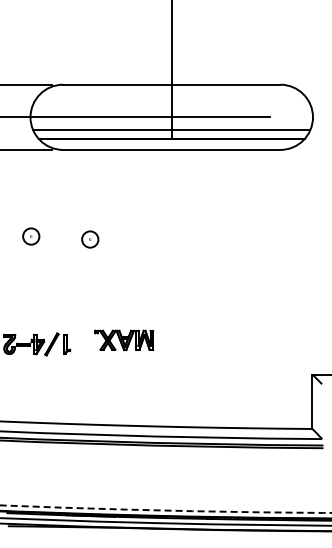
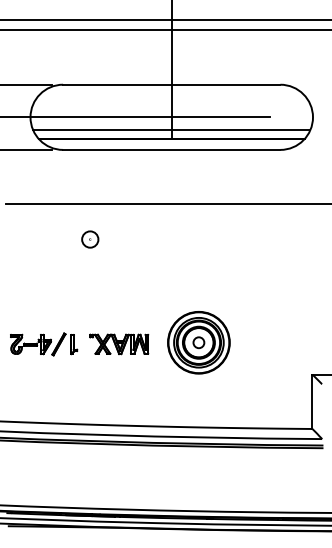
line: none -> present (165, 19)
line: none -> present (165, 30)
line: none -> present (167, 204)
part: present -> none (31, 236)
part position: (124, 340) -> (119, 344) (119, 344)
part: none -> present (198, 342)
part position: (37, 344) -> (44, 344) (44, 344)
arc: dashed -> solid (166, 510)
